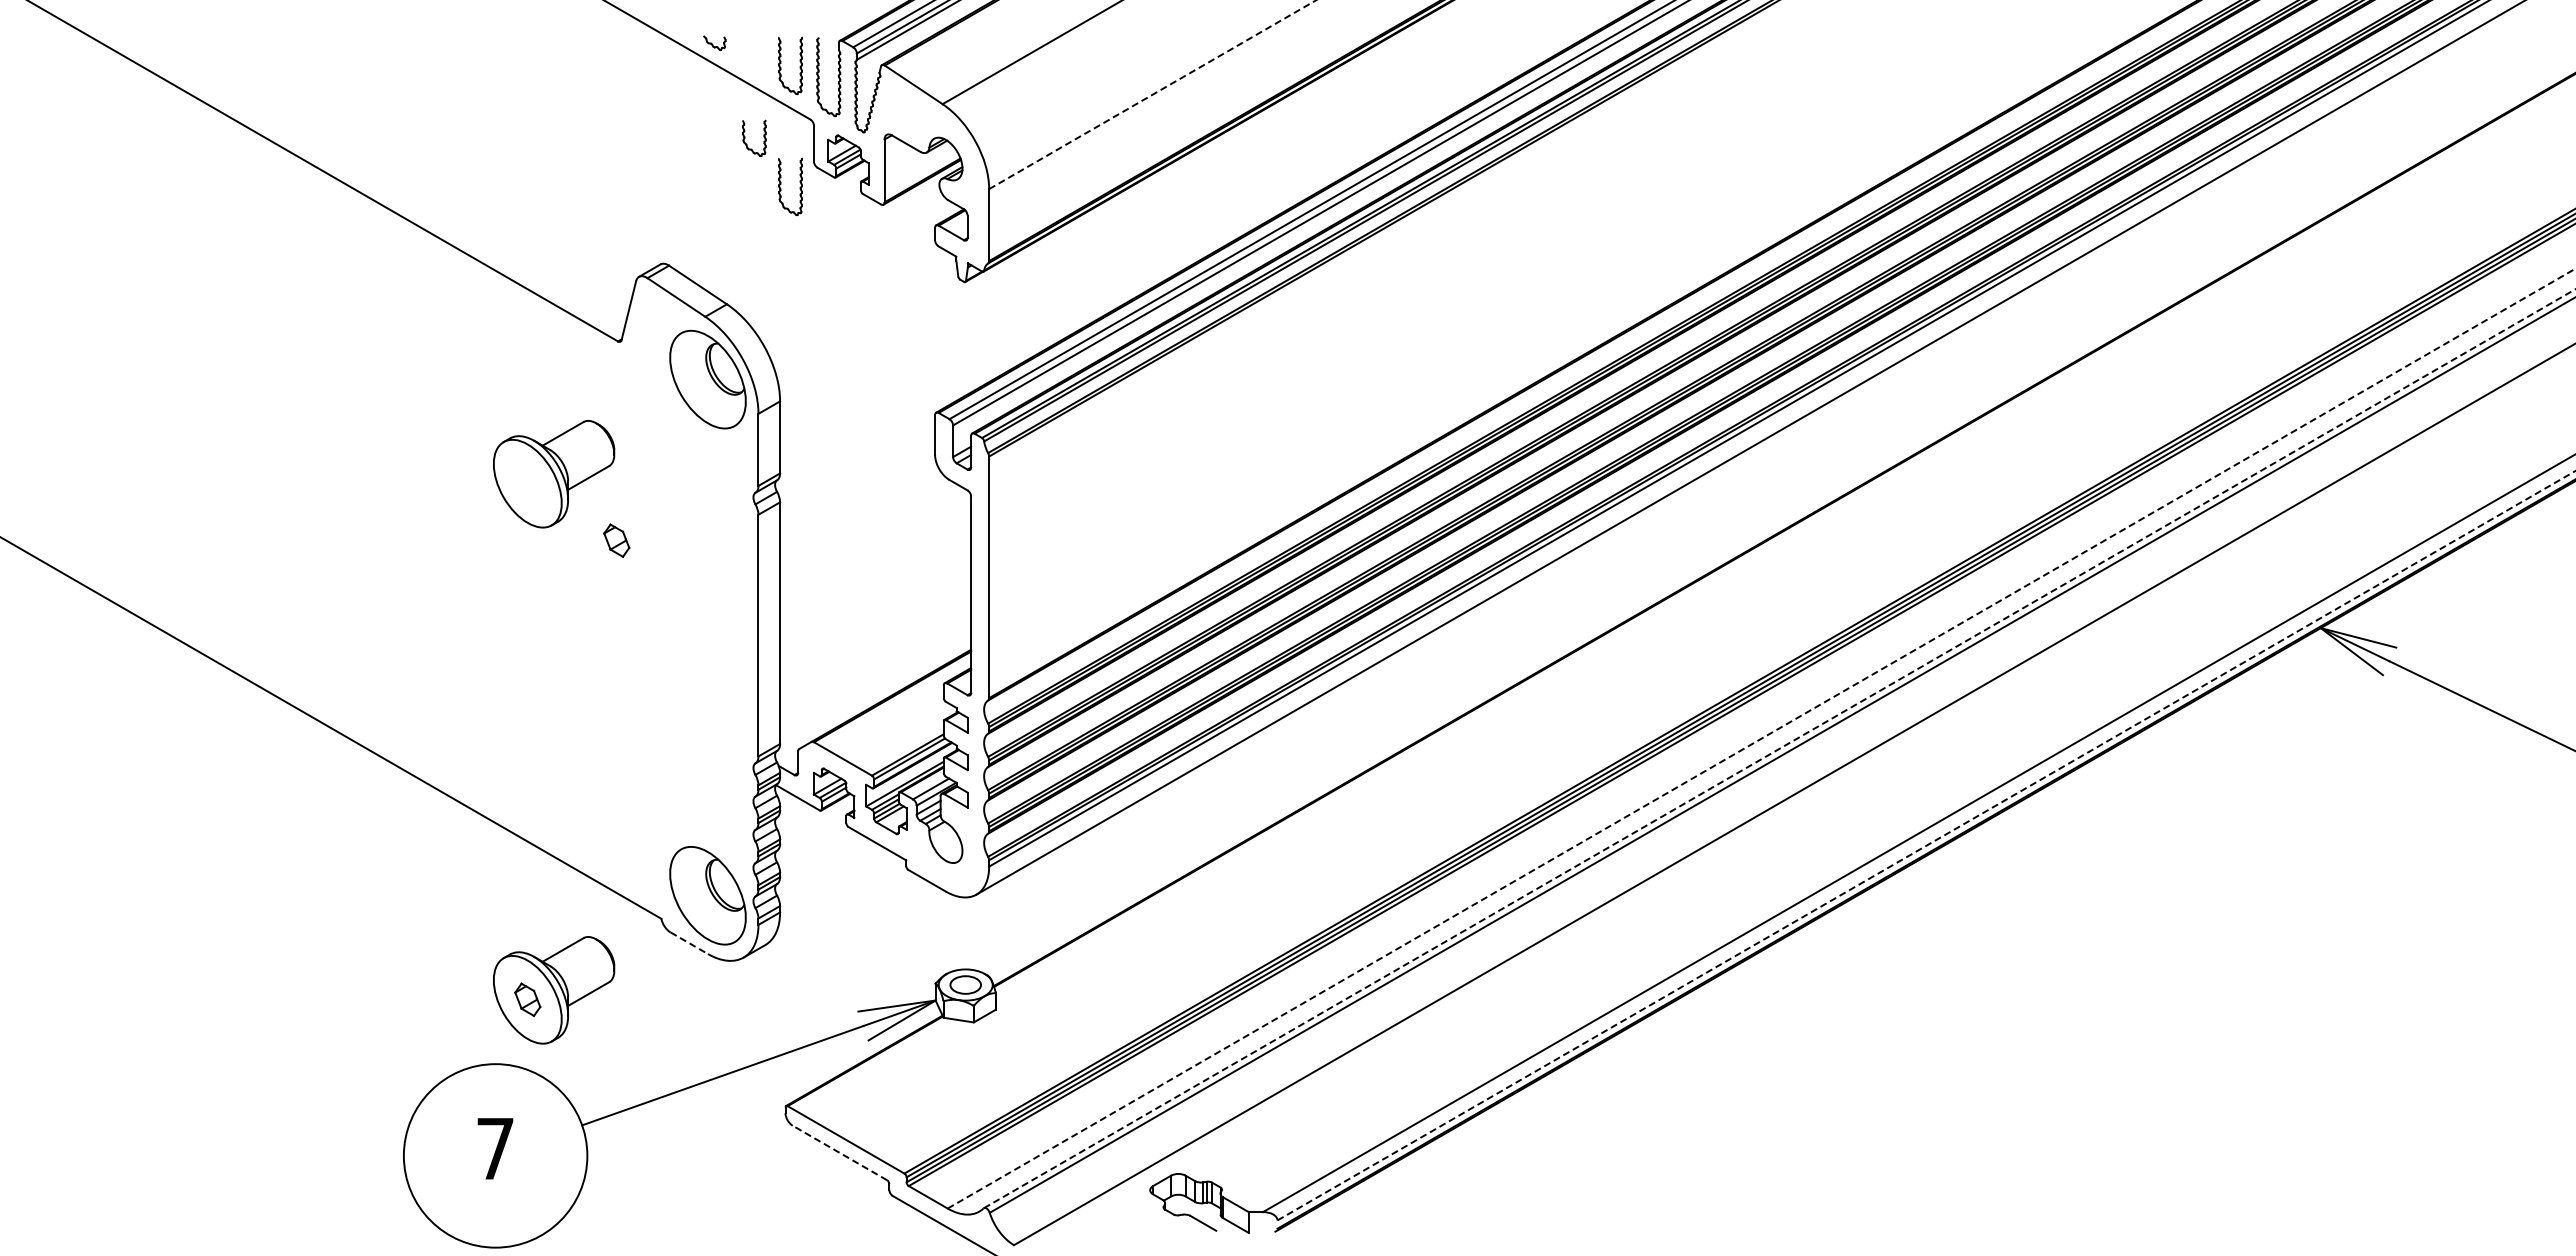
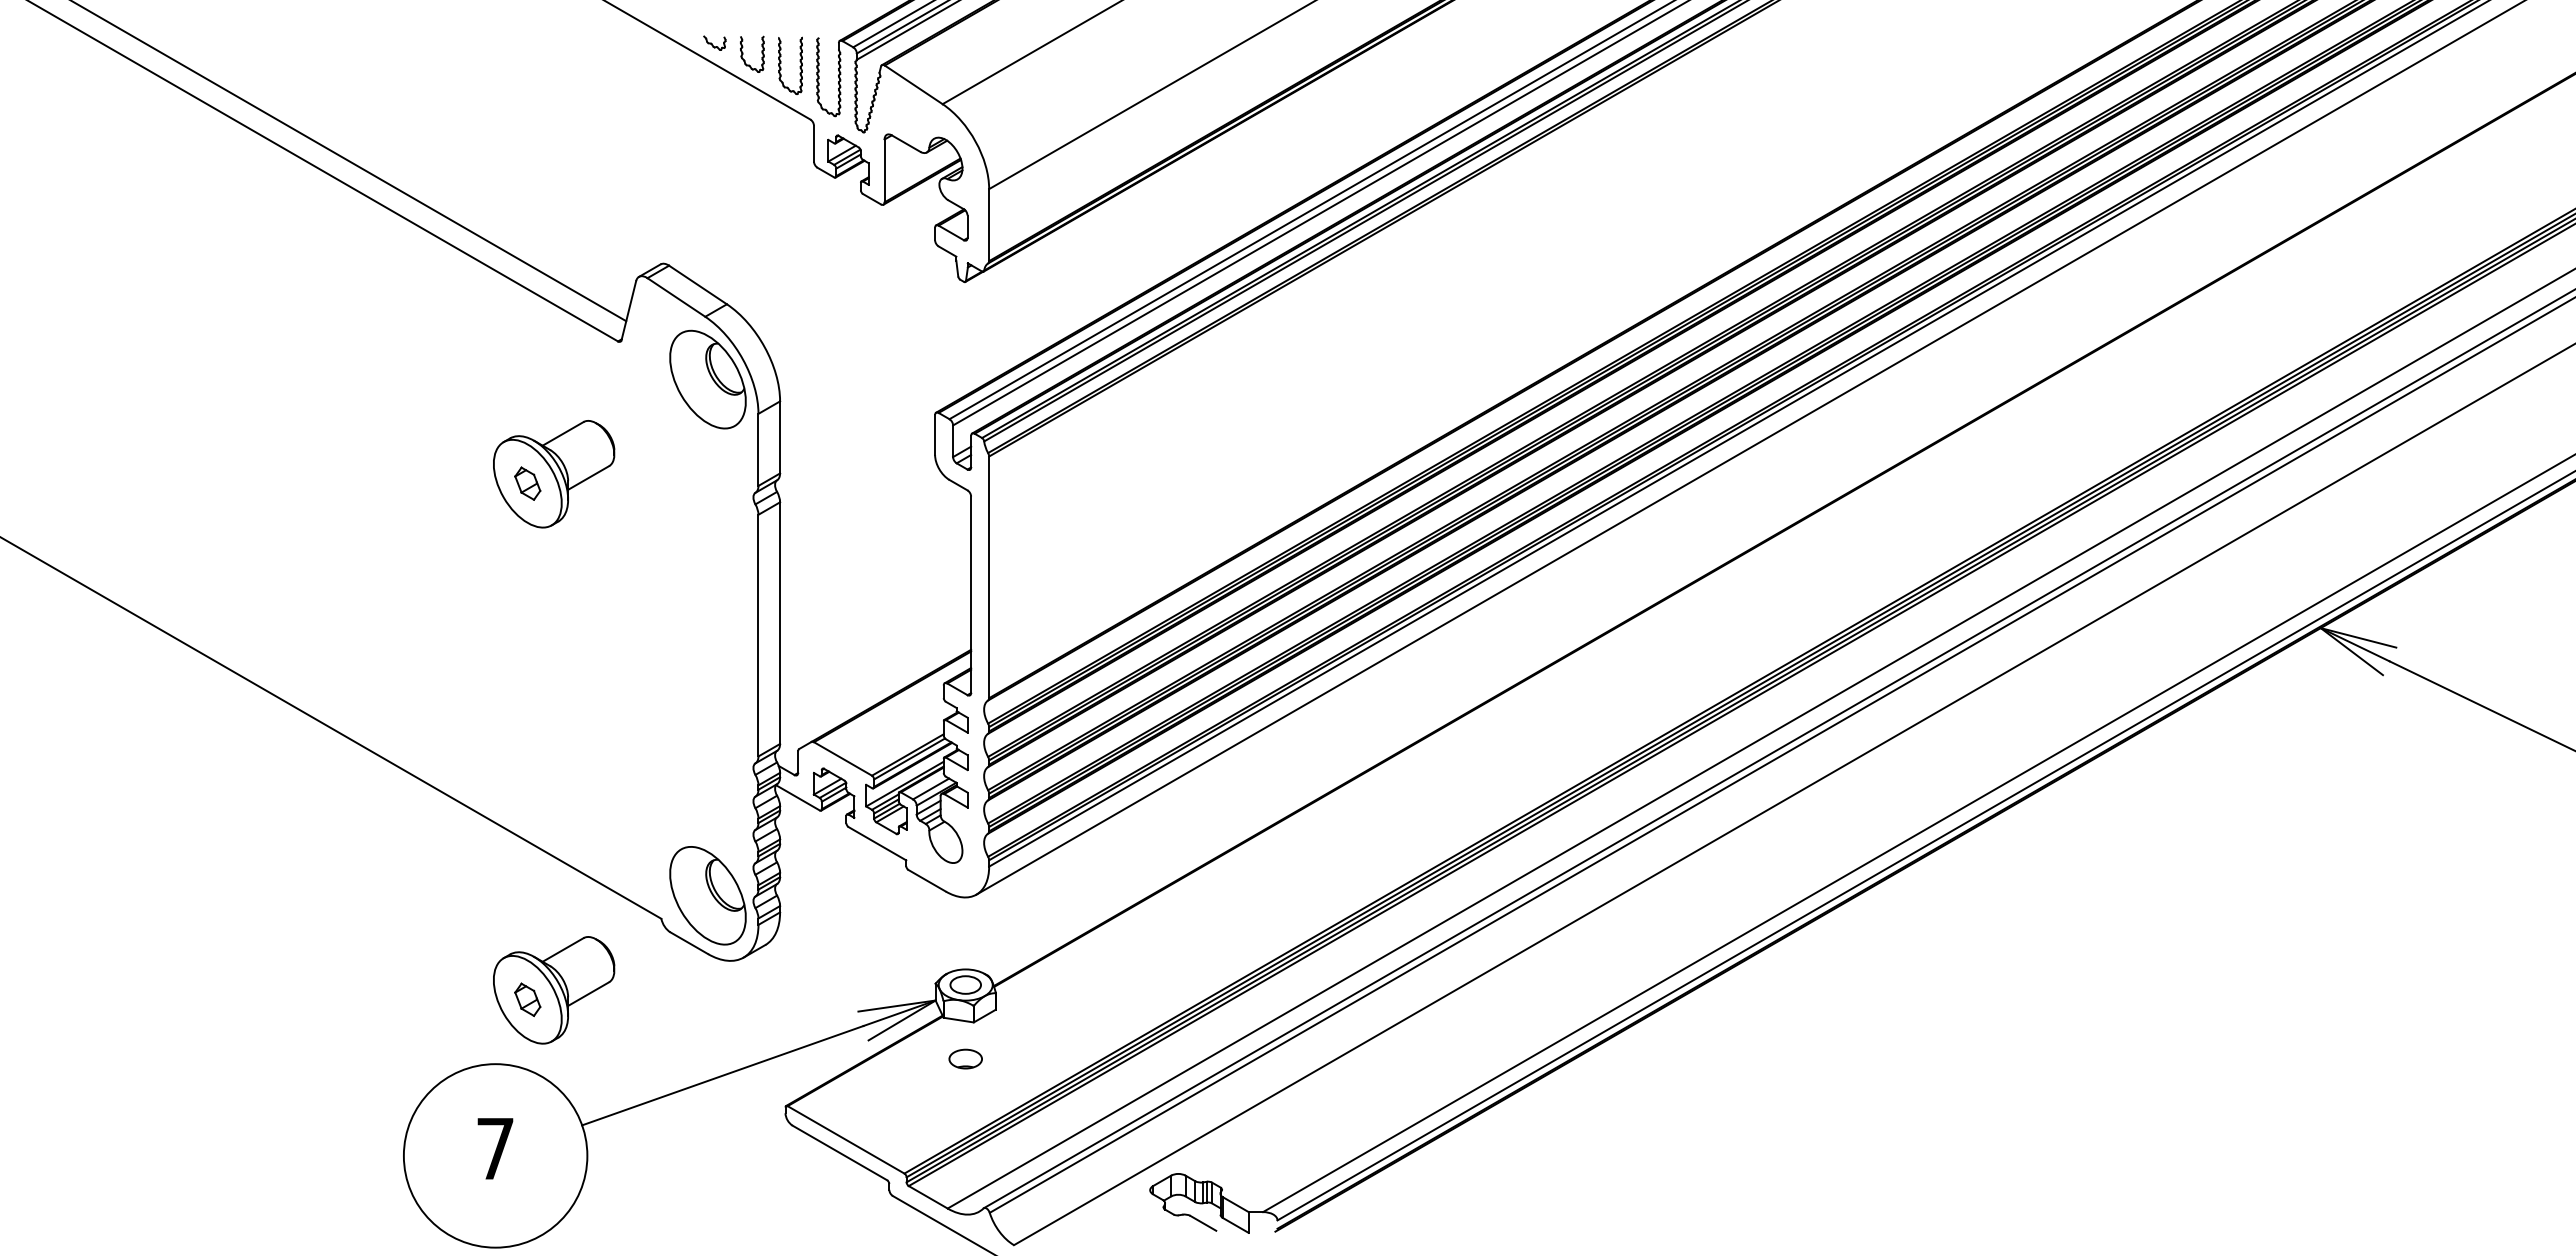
line: dashed -> solid (1152, 94)
part position: (745, 137) -> (743, 53) (743, 53)
line: none -> present (349, 161)
part: present -> none (799, 187)
part position: (616, 540) -> (527, 483) (527, 483)
line: dashed -> solid (1761, 738)
line: dashed -> solid (1779, 748)
line: dashed -> solid (1926, 845)
line: dashed -> solid (689, 943)
part: none -> present (965, 1058)
line: dashed -> solid (839, 1152)
